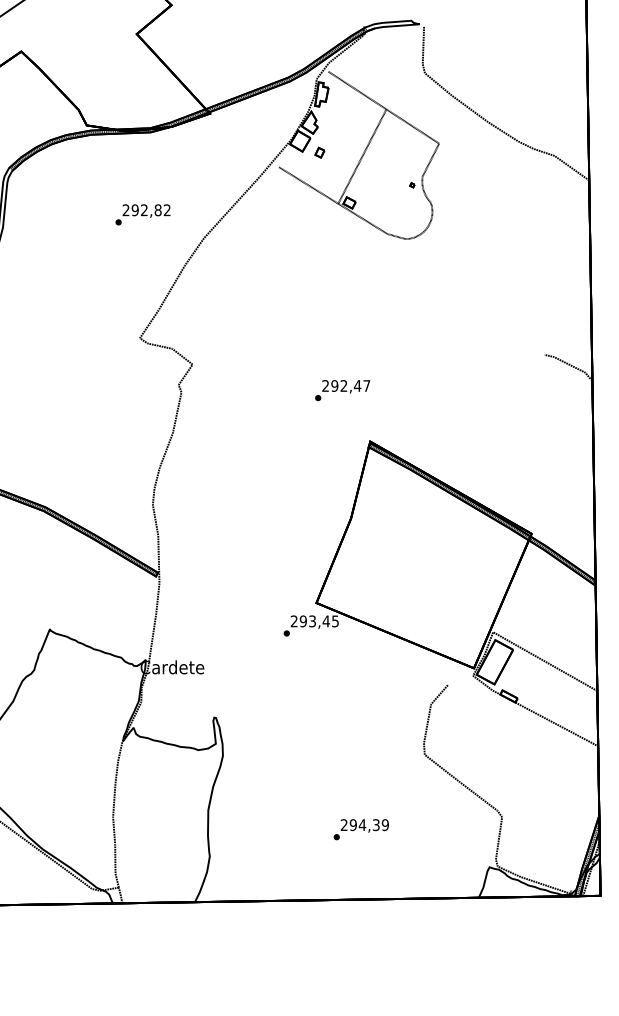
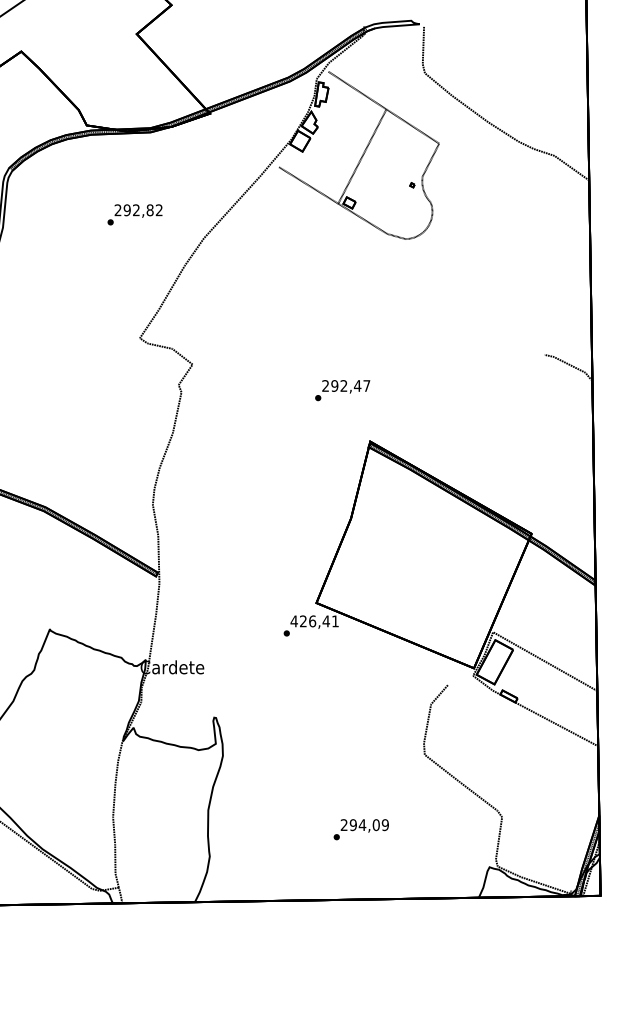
part: present -> none (319, 152)
text position: (142, 214) -> (134, 214) (134, 214)
text: 293,45 -> 426,41 (314, 621)
text: 294,39 -> 294,09 (375, 825)
